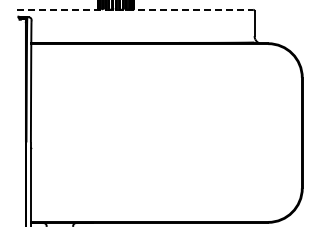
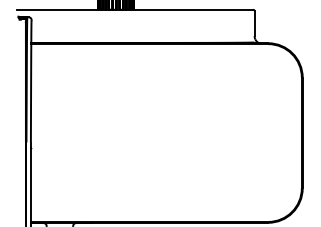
line: dashed -> solid (135, 9)
